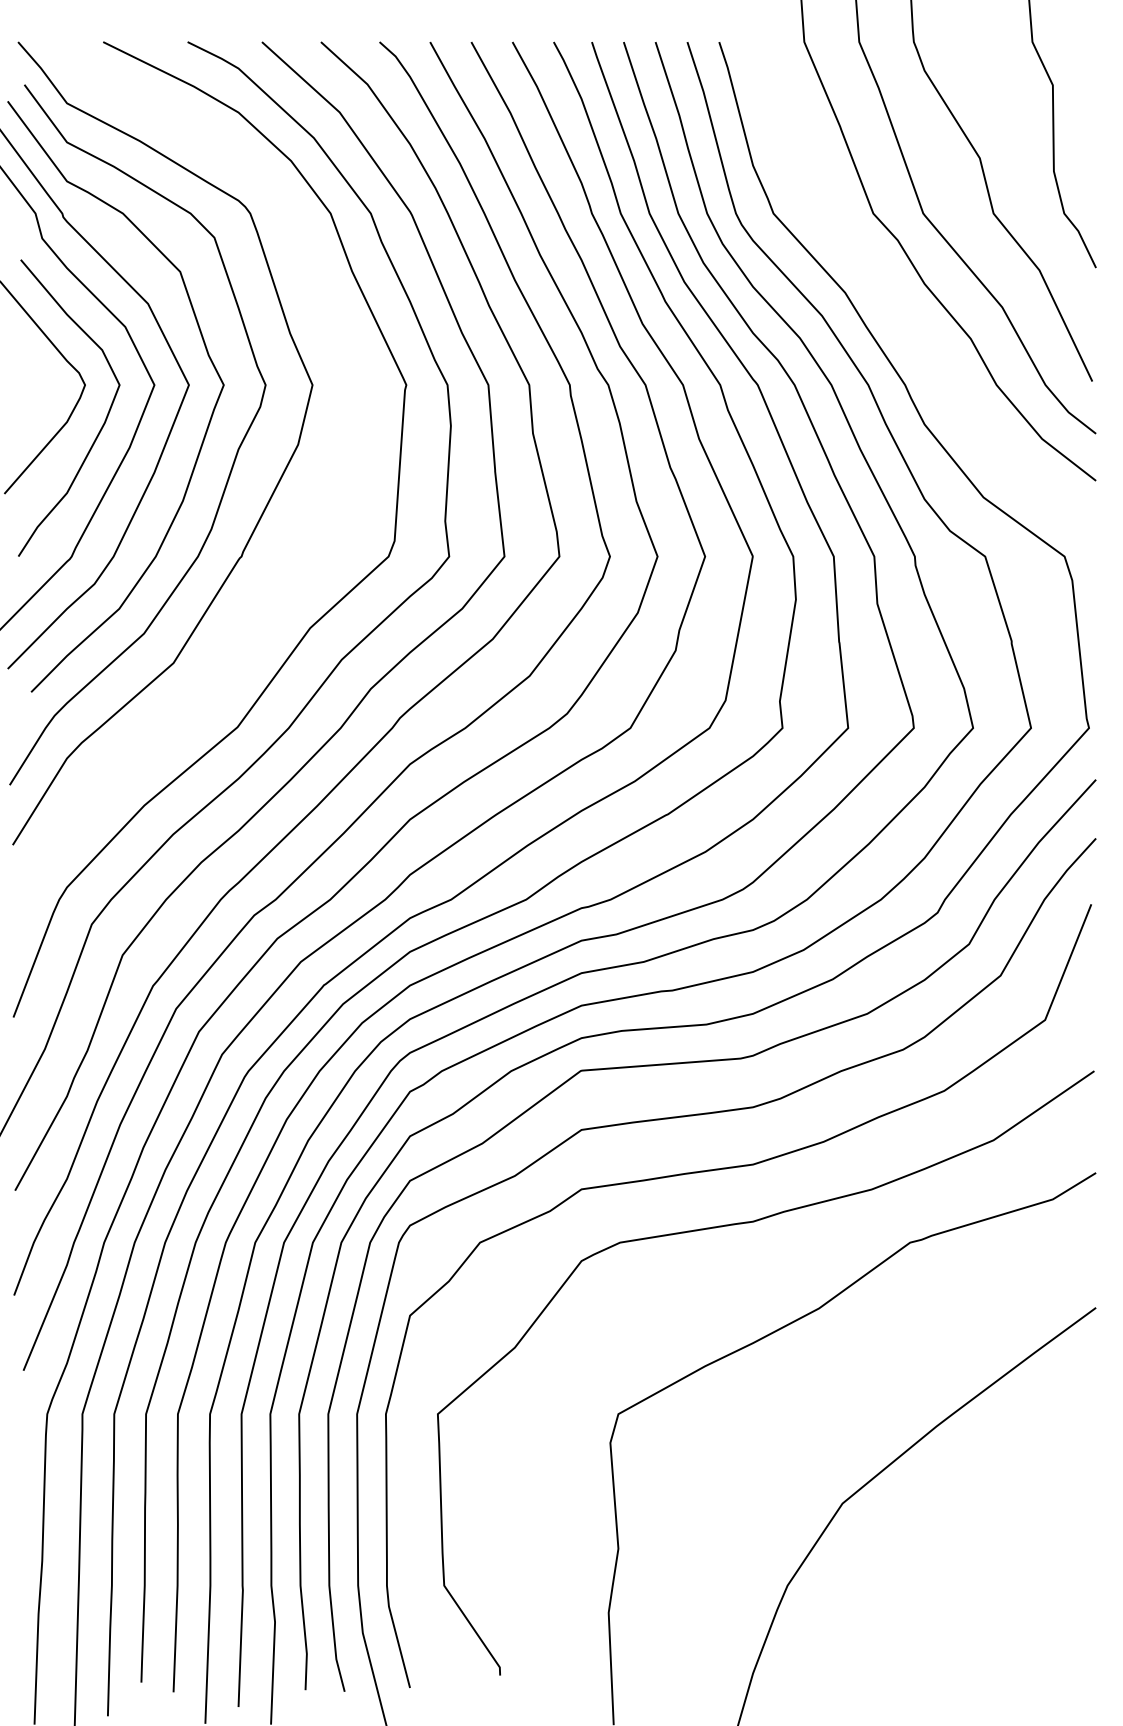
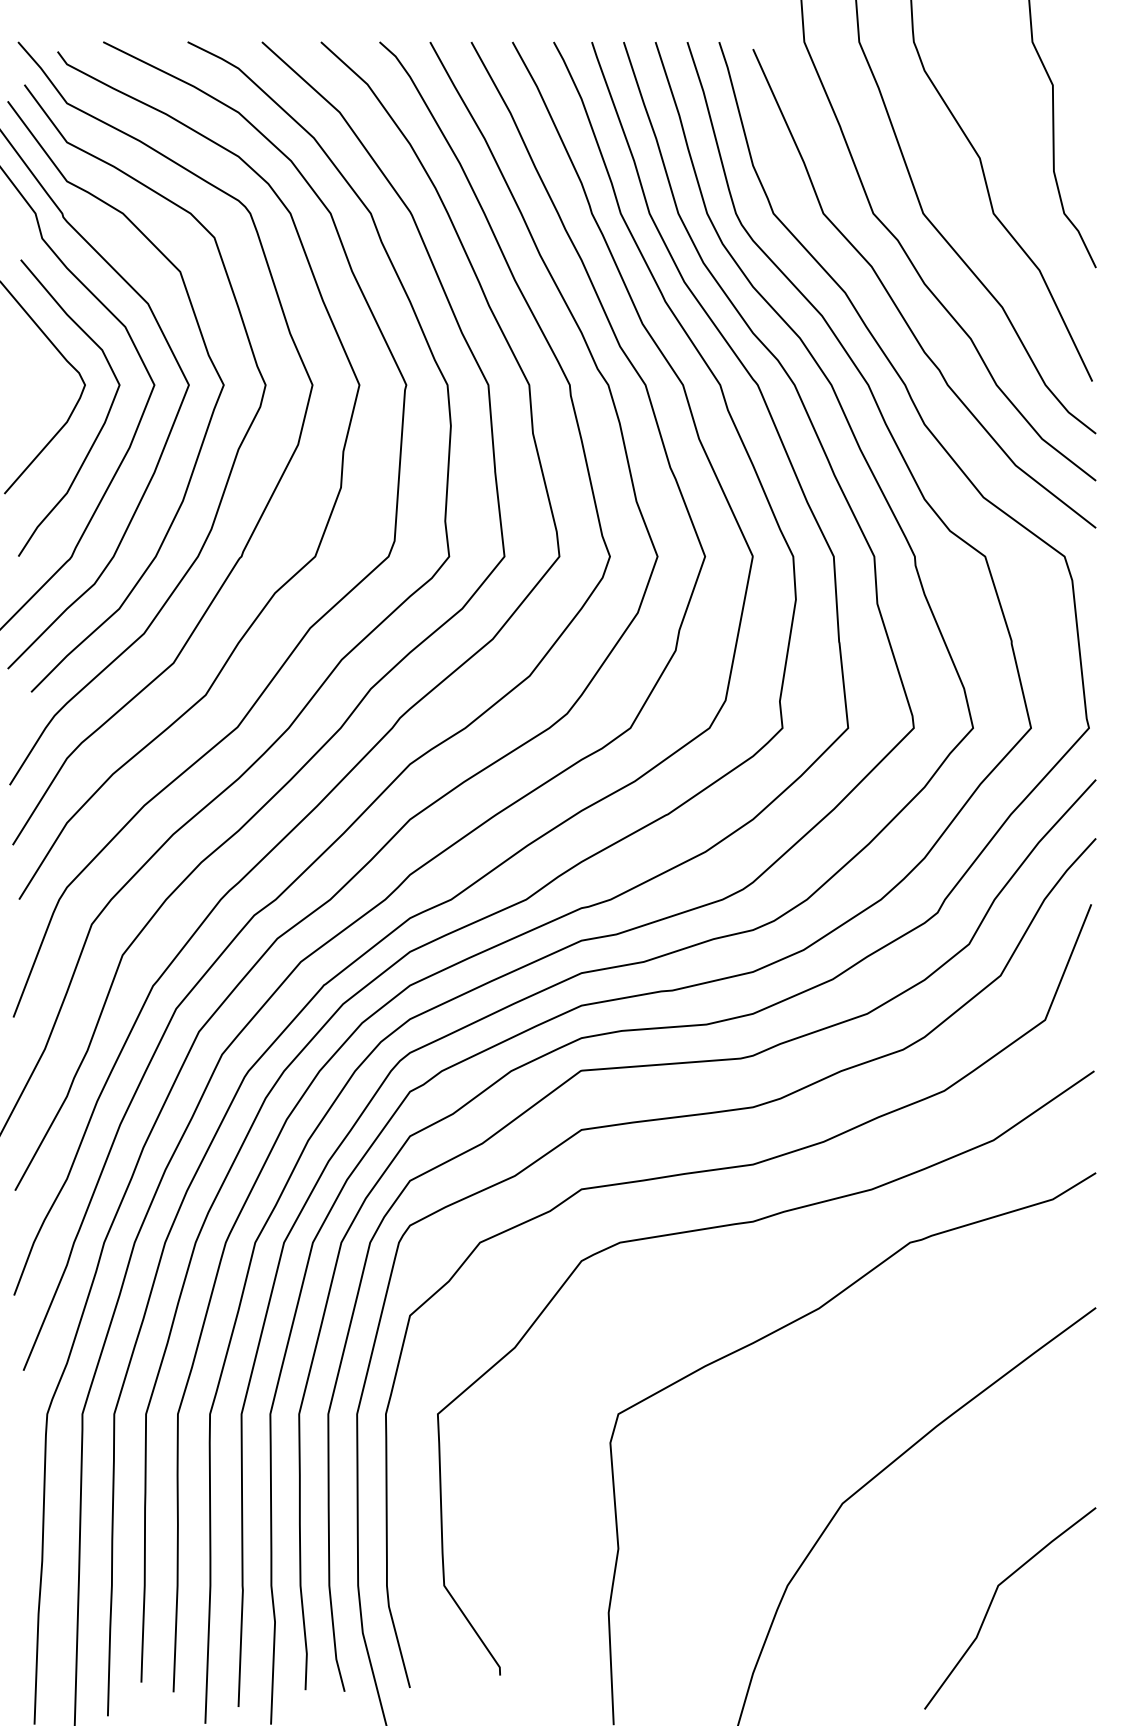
curve: none -> present (896, 304)
curve: none -> present (281, 585)
line: none -> present (993, 1600)
